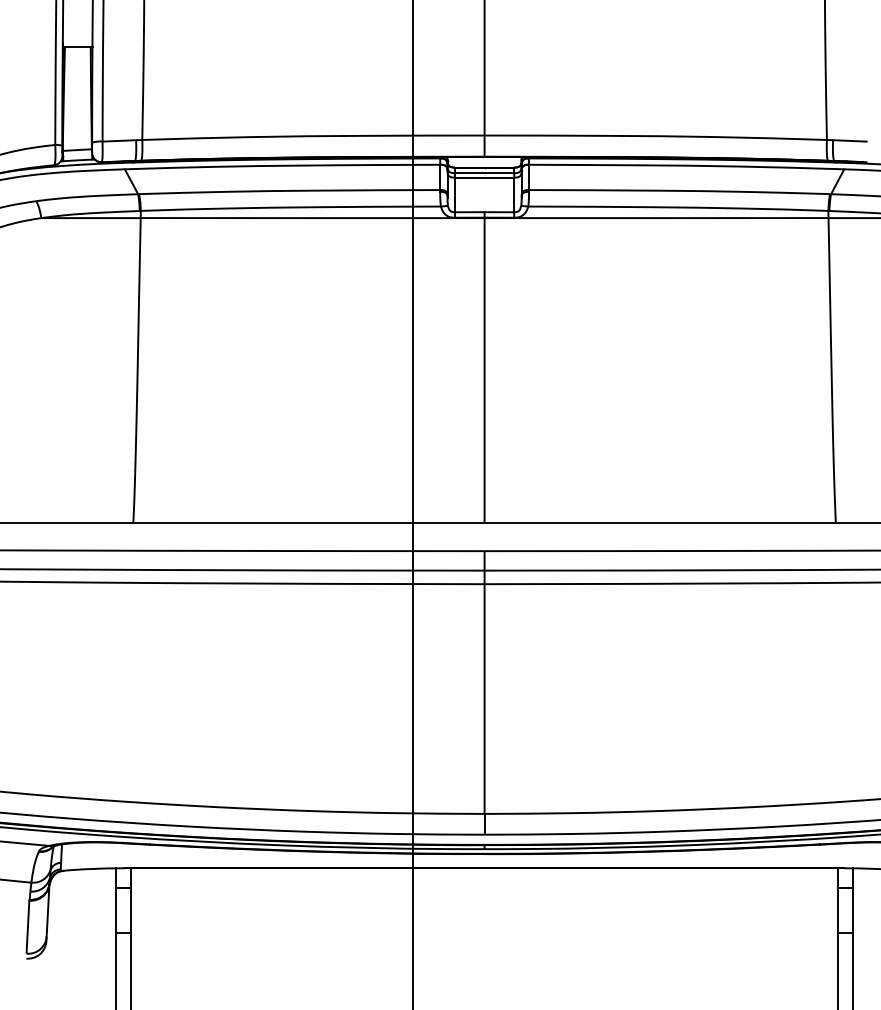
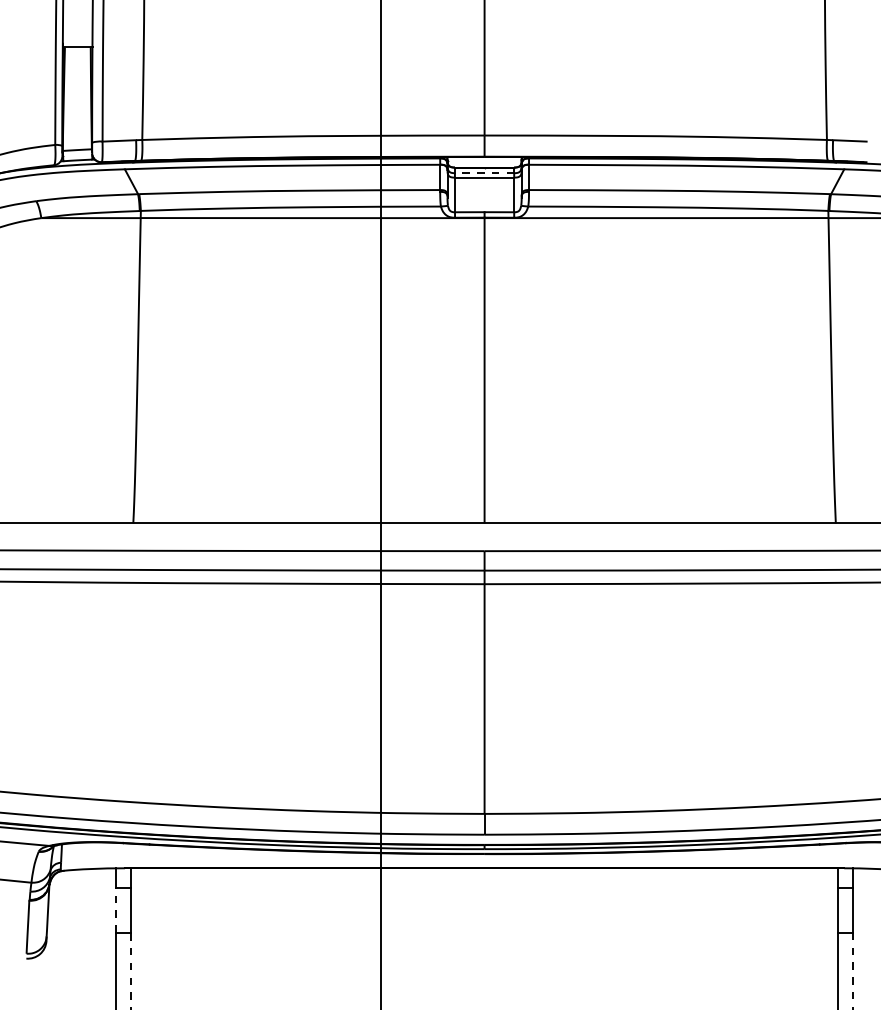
line: solid -> dashed (484, 173)
line position: (413, 504) -> (381, 504) (381, 504)
line: solid -> dashed (116, 909)
line: solid -> dashed (130, 970)
line: solid -> dashed (853, 971)
